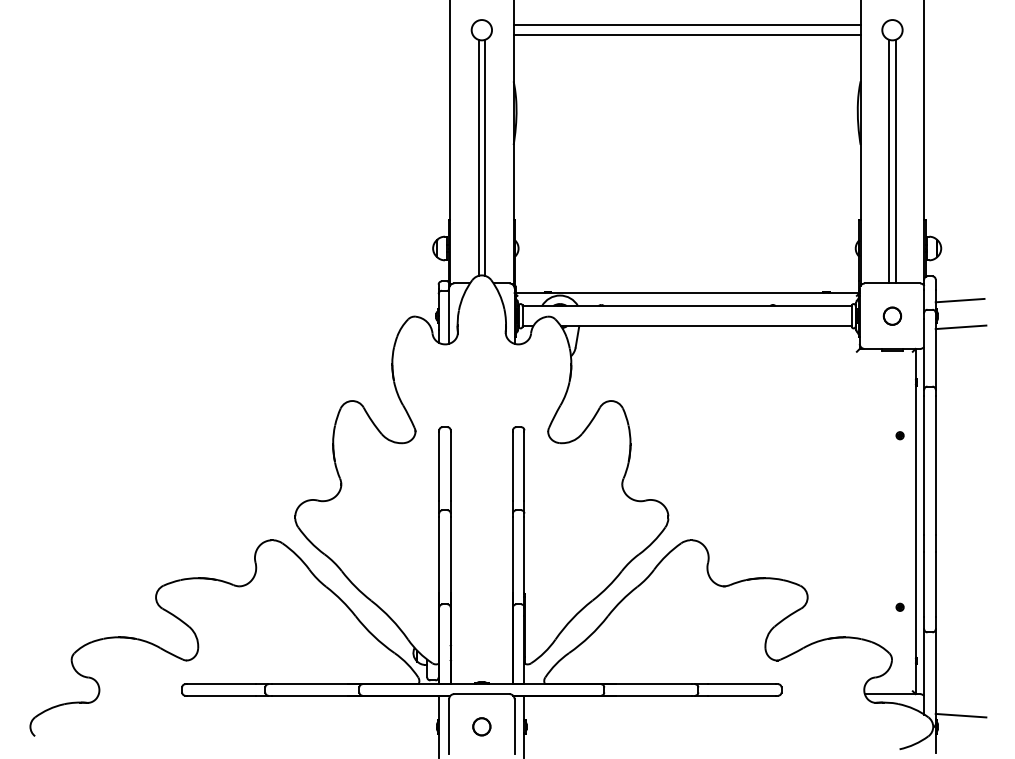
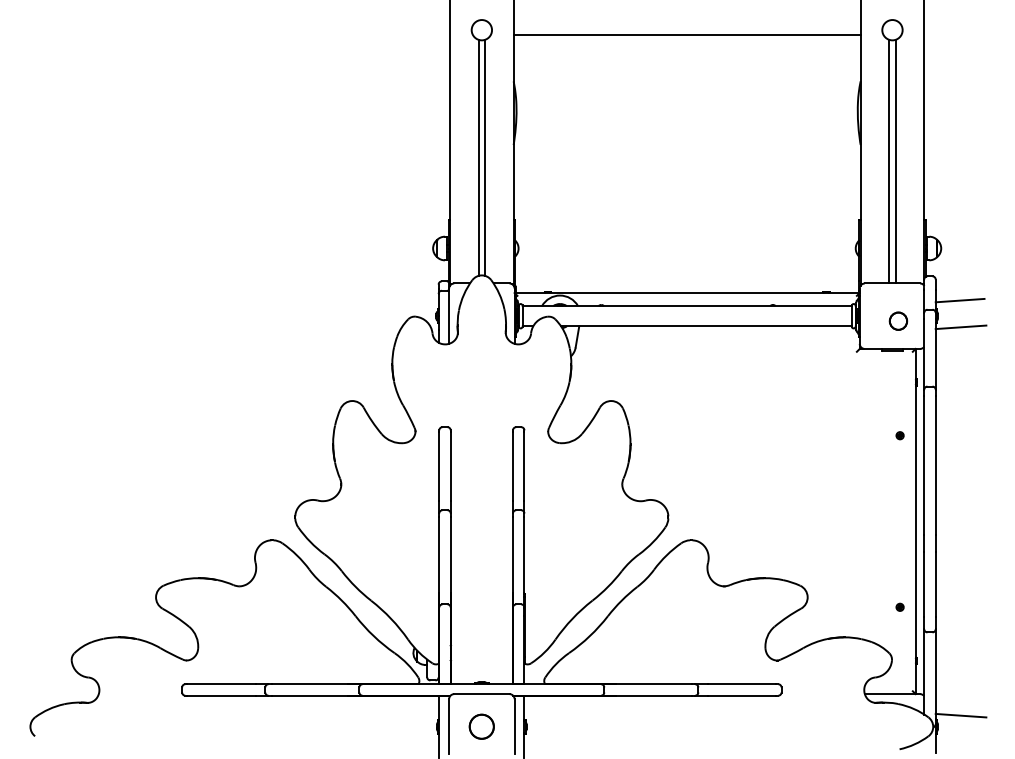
line: present -> none (686, 25)
part position: (892, 315) -> (898, 320) (898, 320)
circle size: 20x20 px -> 27x27 px (481, 726)
